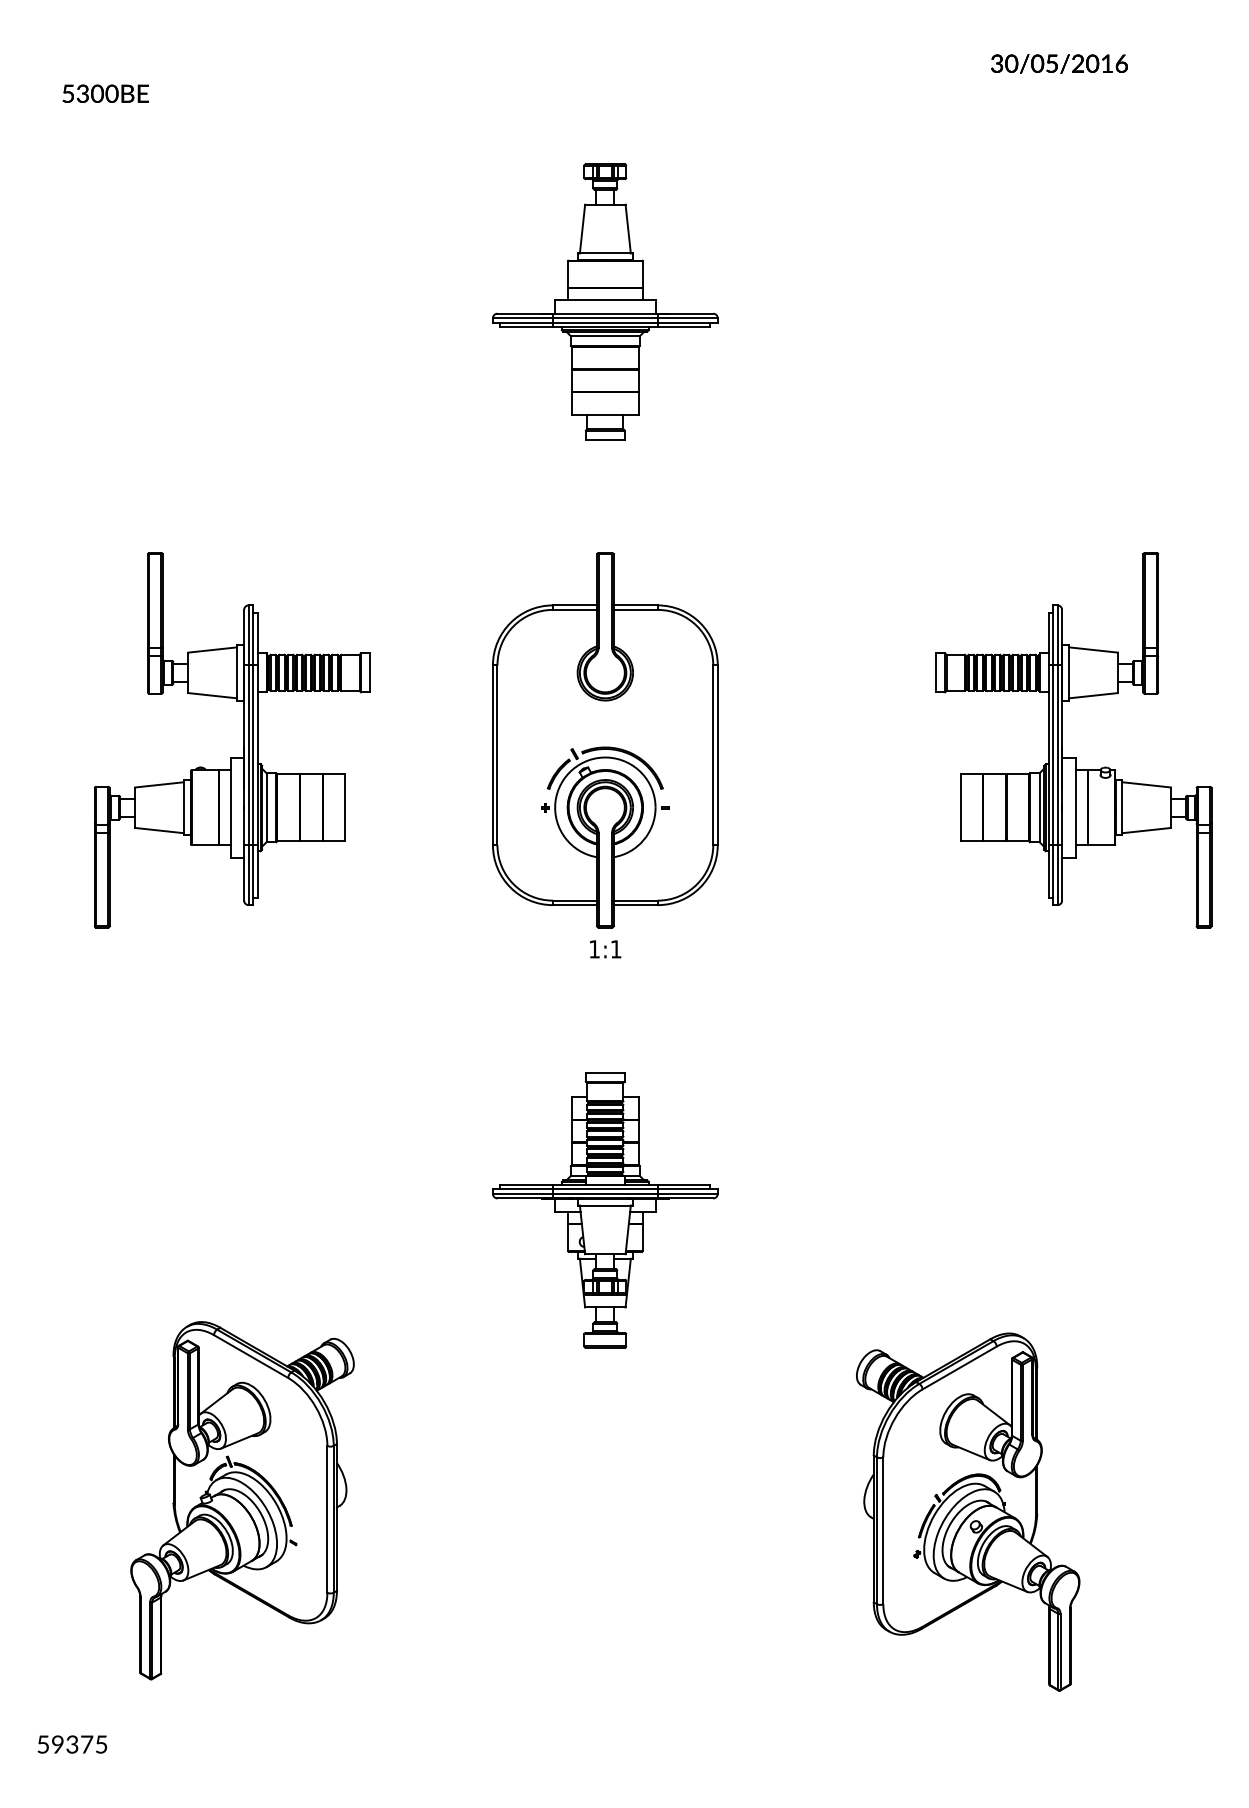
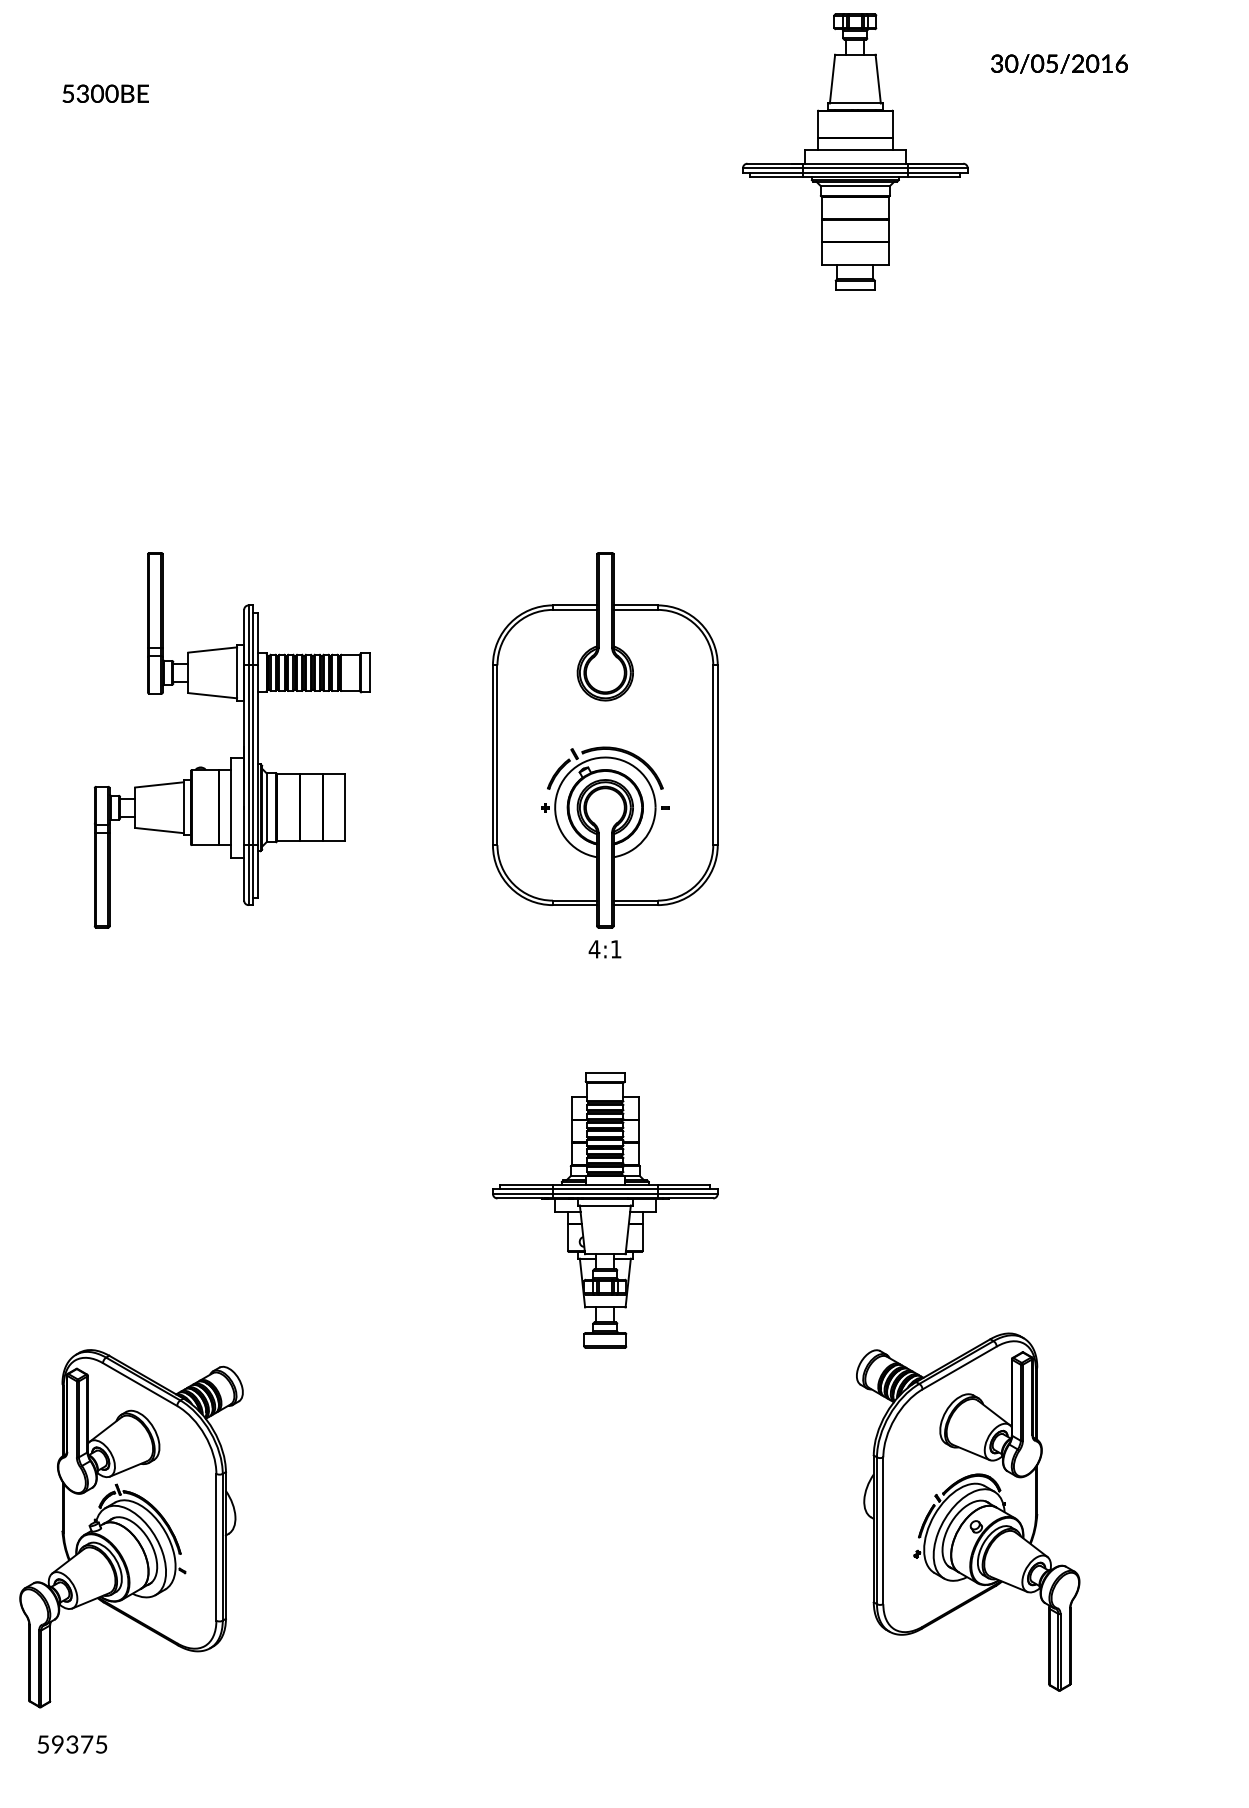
part position: (605, 301) -> (855, 151) (855, 151)
part: present -> none (1062, 740)
text: 1:1 -> 4:1 (594, 949)
part position: (242, 1500) -> (131, 1528) (131, 1528)
